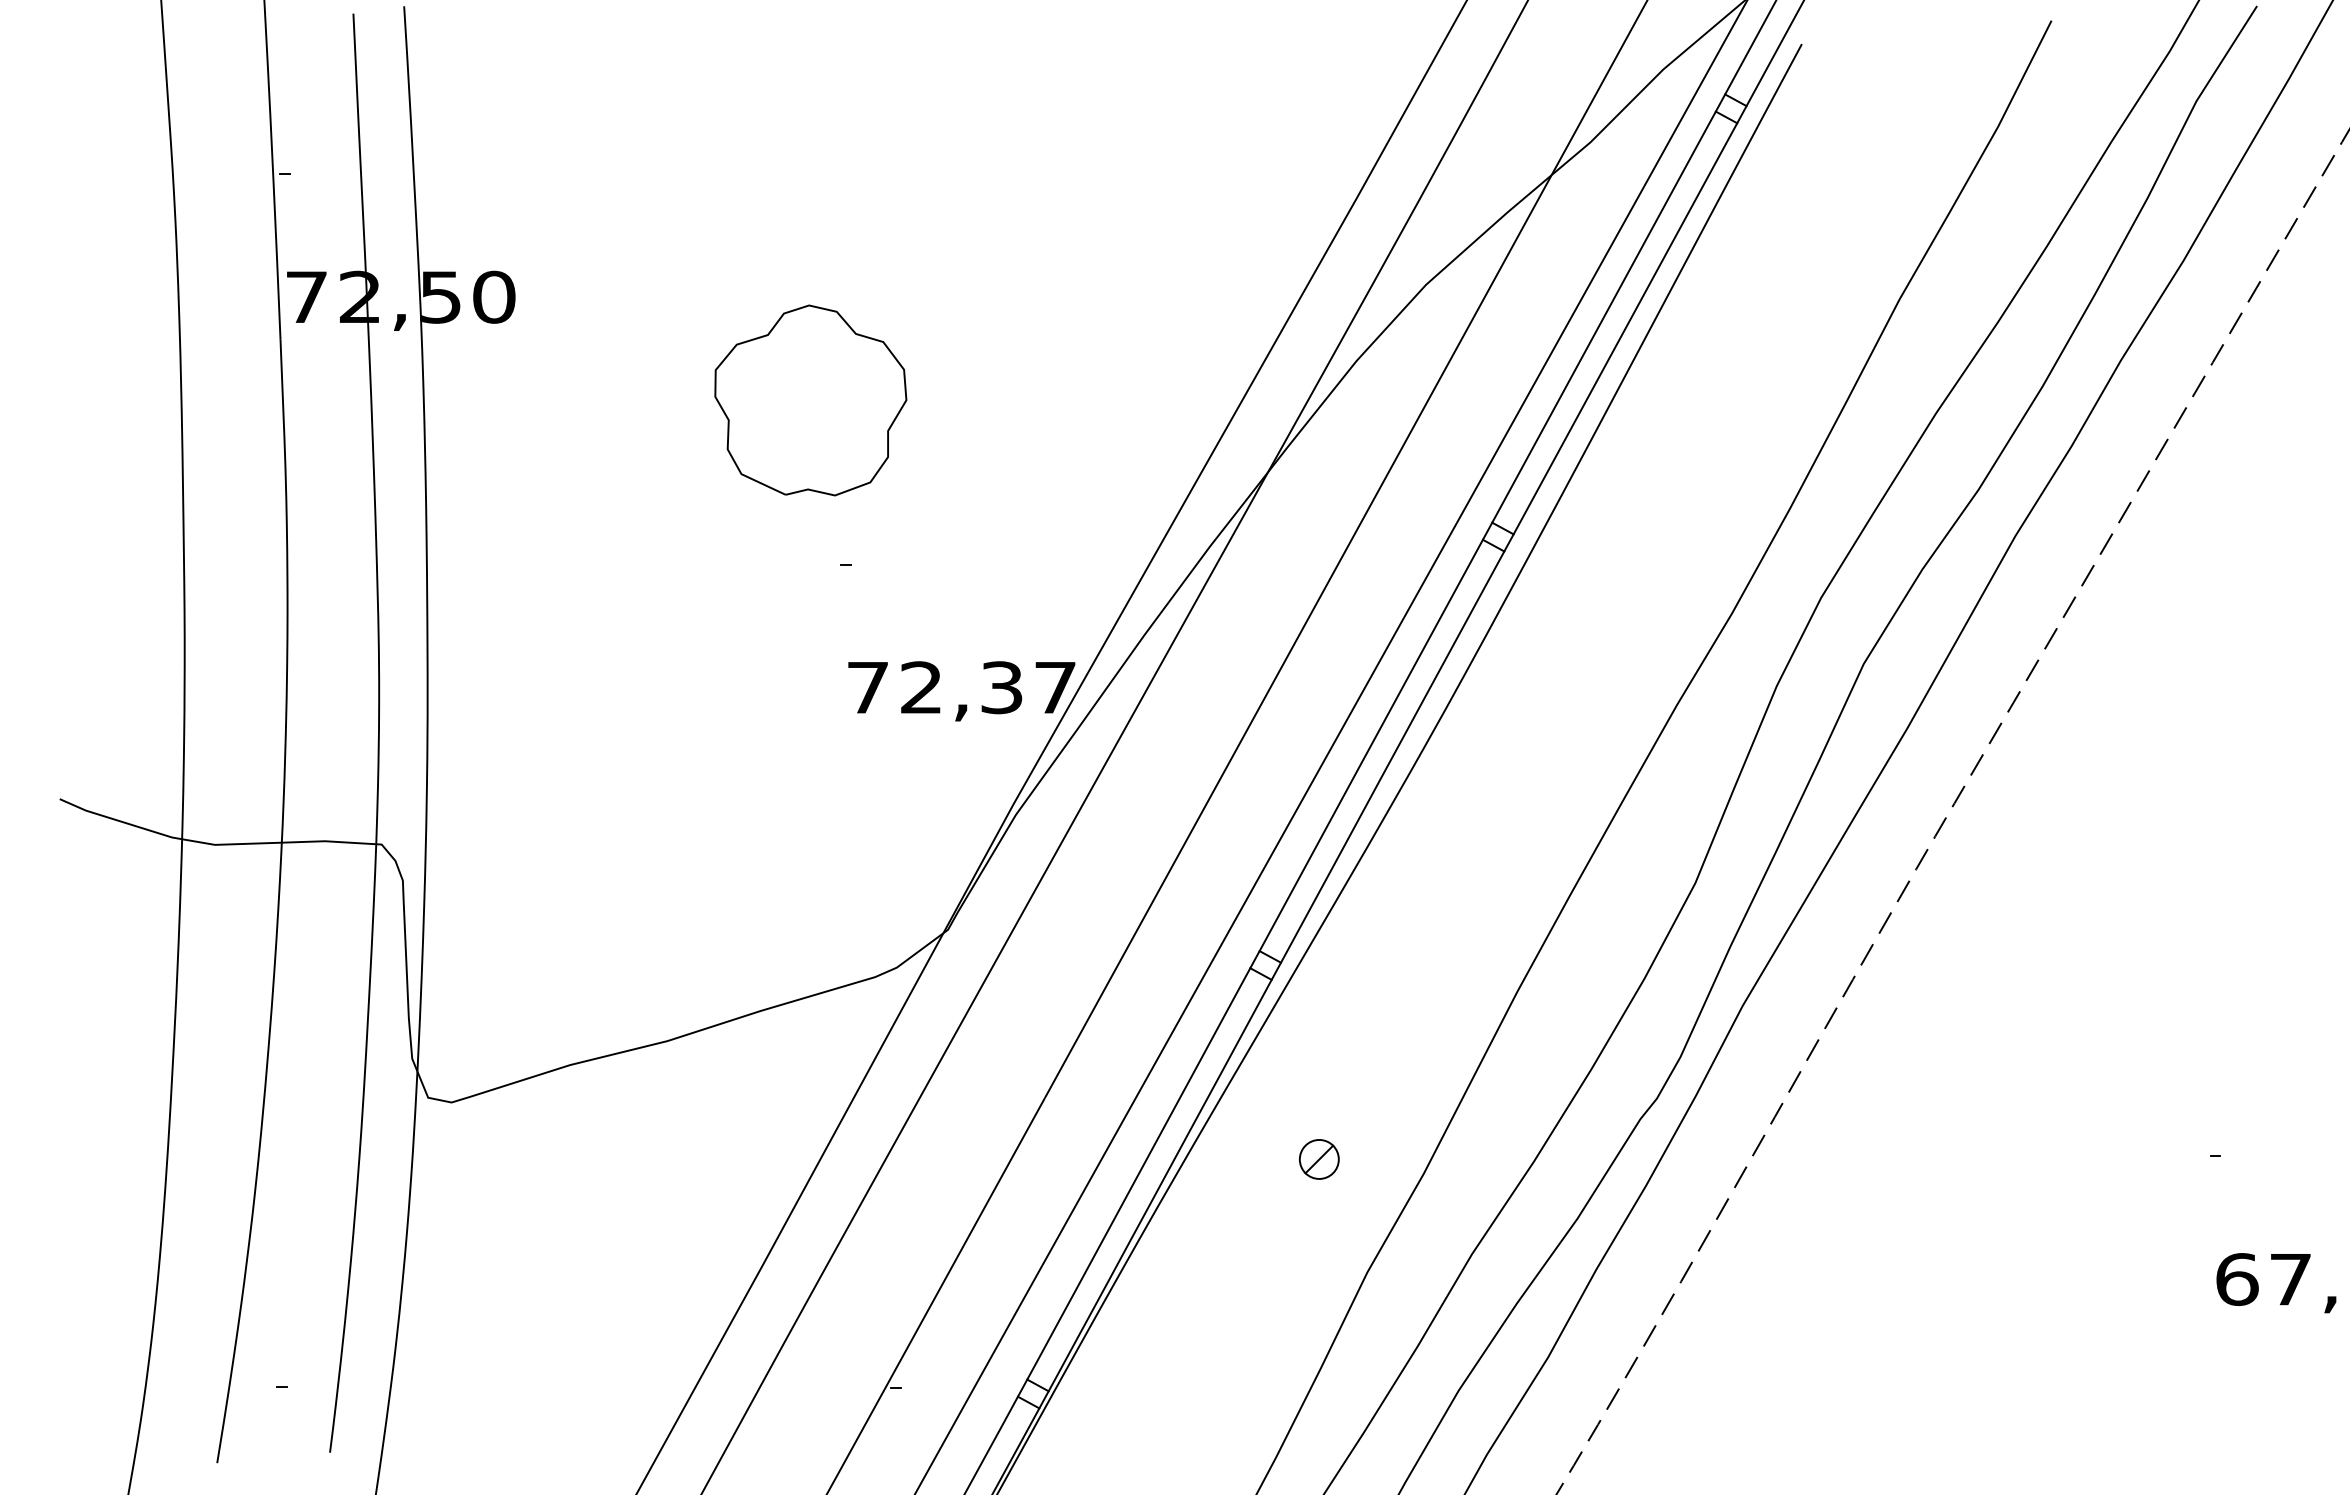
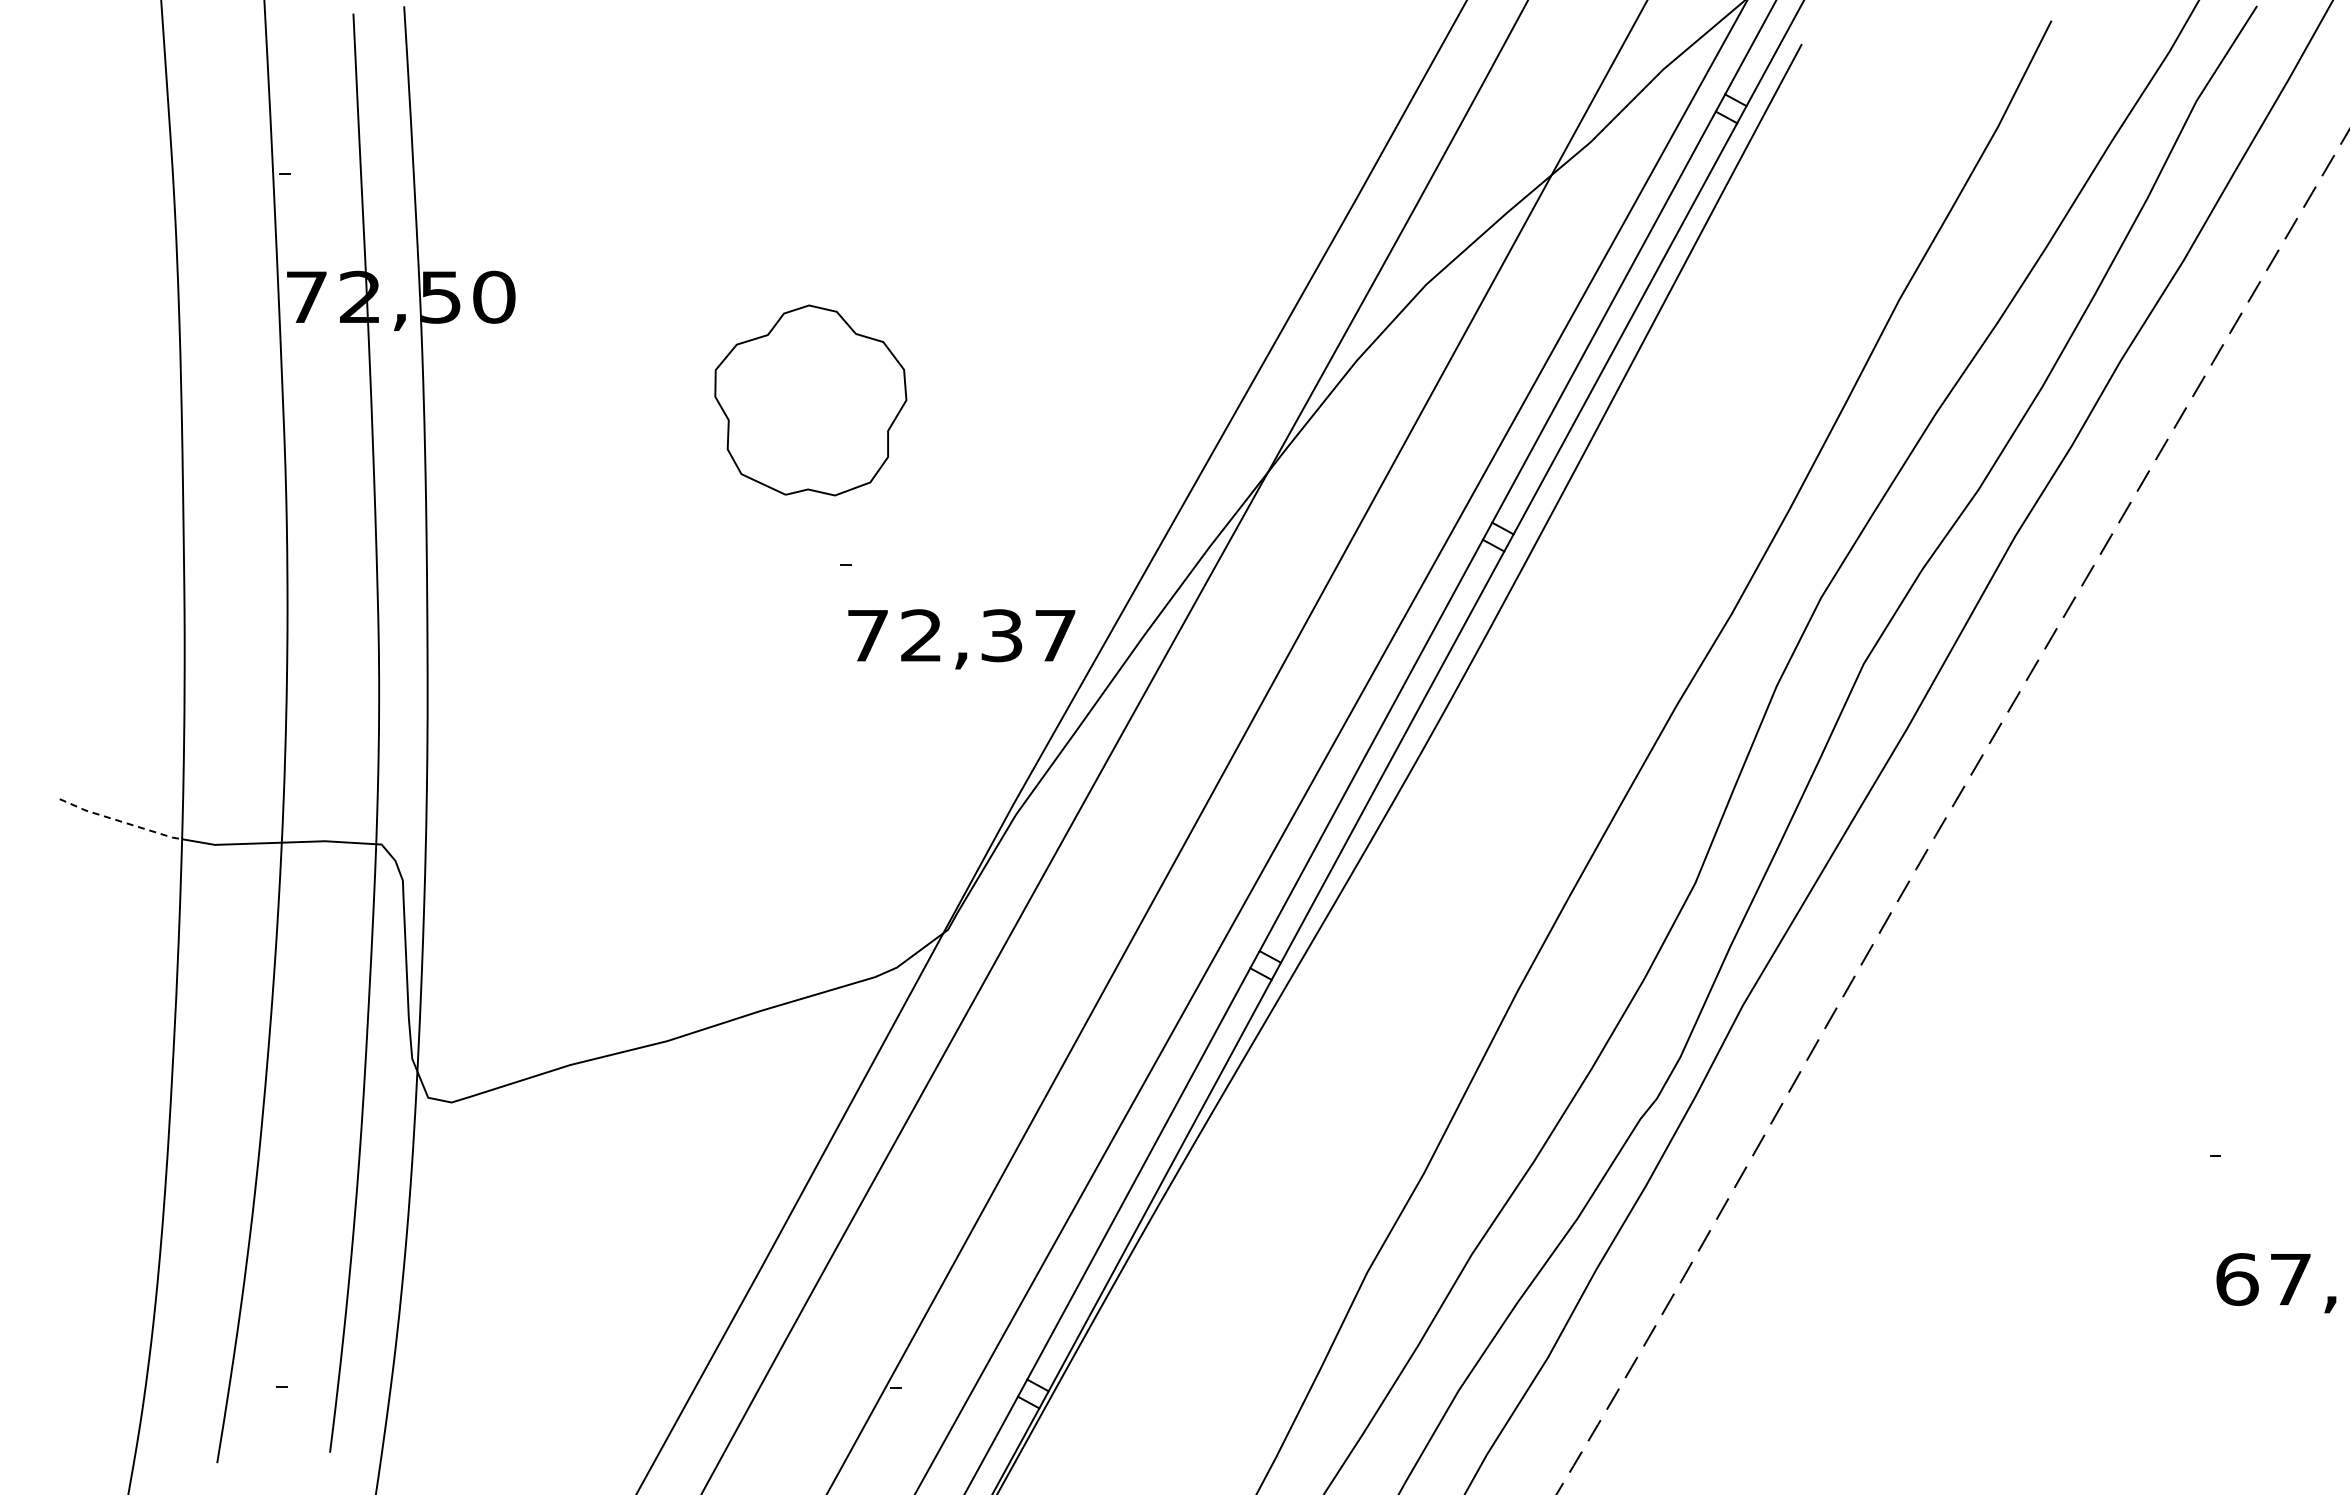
text position: (961, 691) -> (961, 639) (961, 639)
line: solid -> dashed (121, 821)
part: present -> none (1319, 1159)
